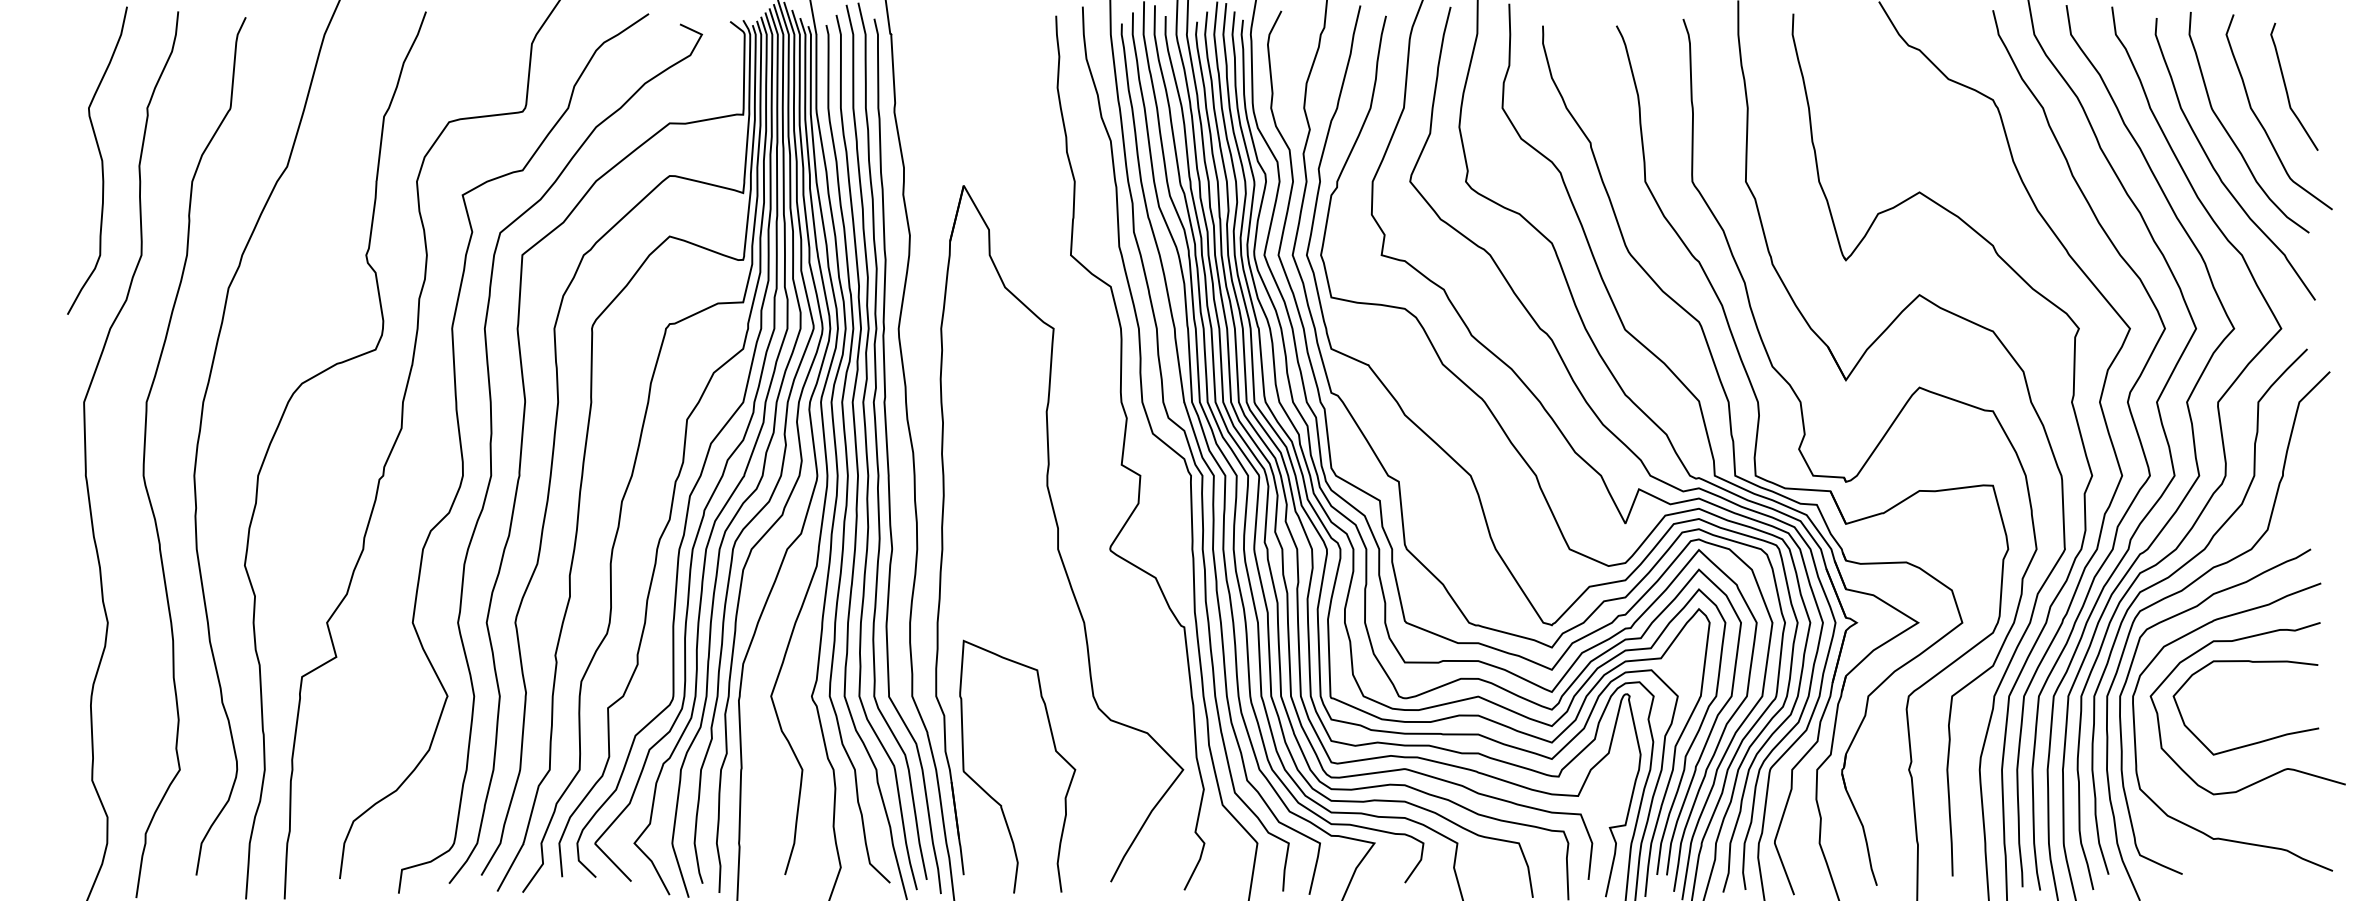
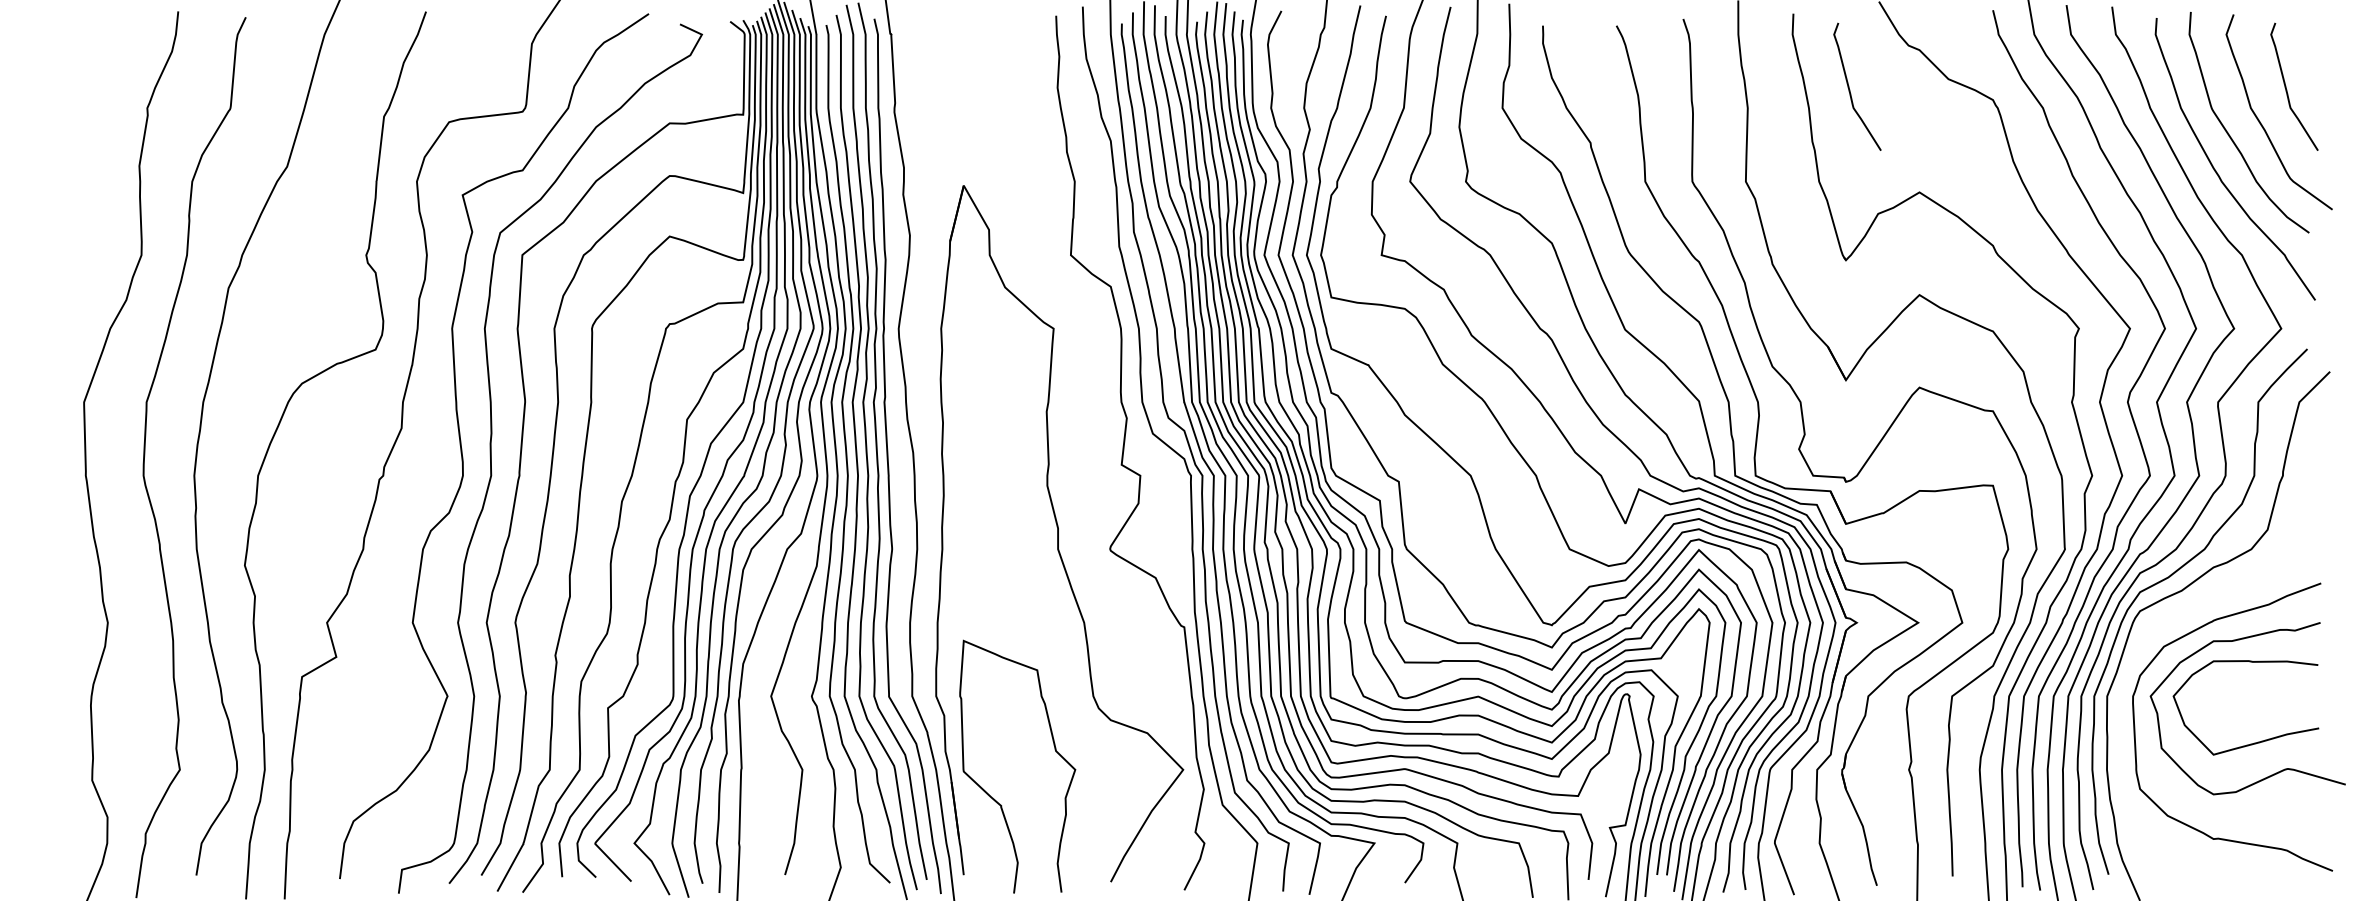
curve: none -> present (1850, 89)
curve: present -> none (100, 158)
curve: present -> none (2127, 680)
